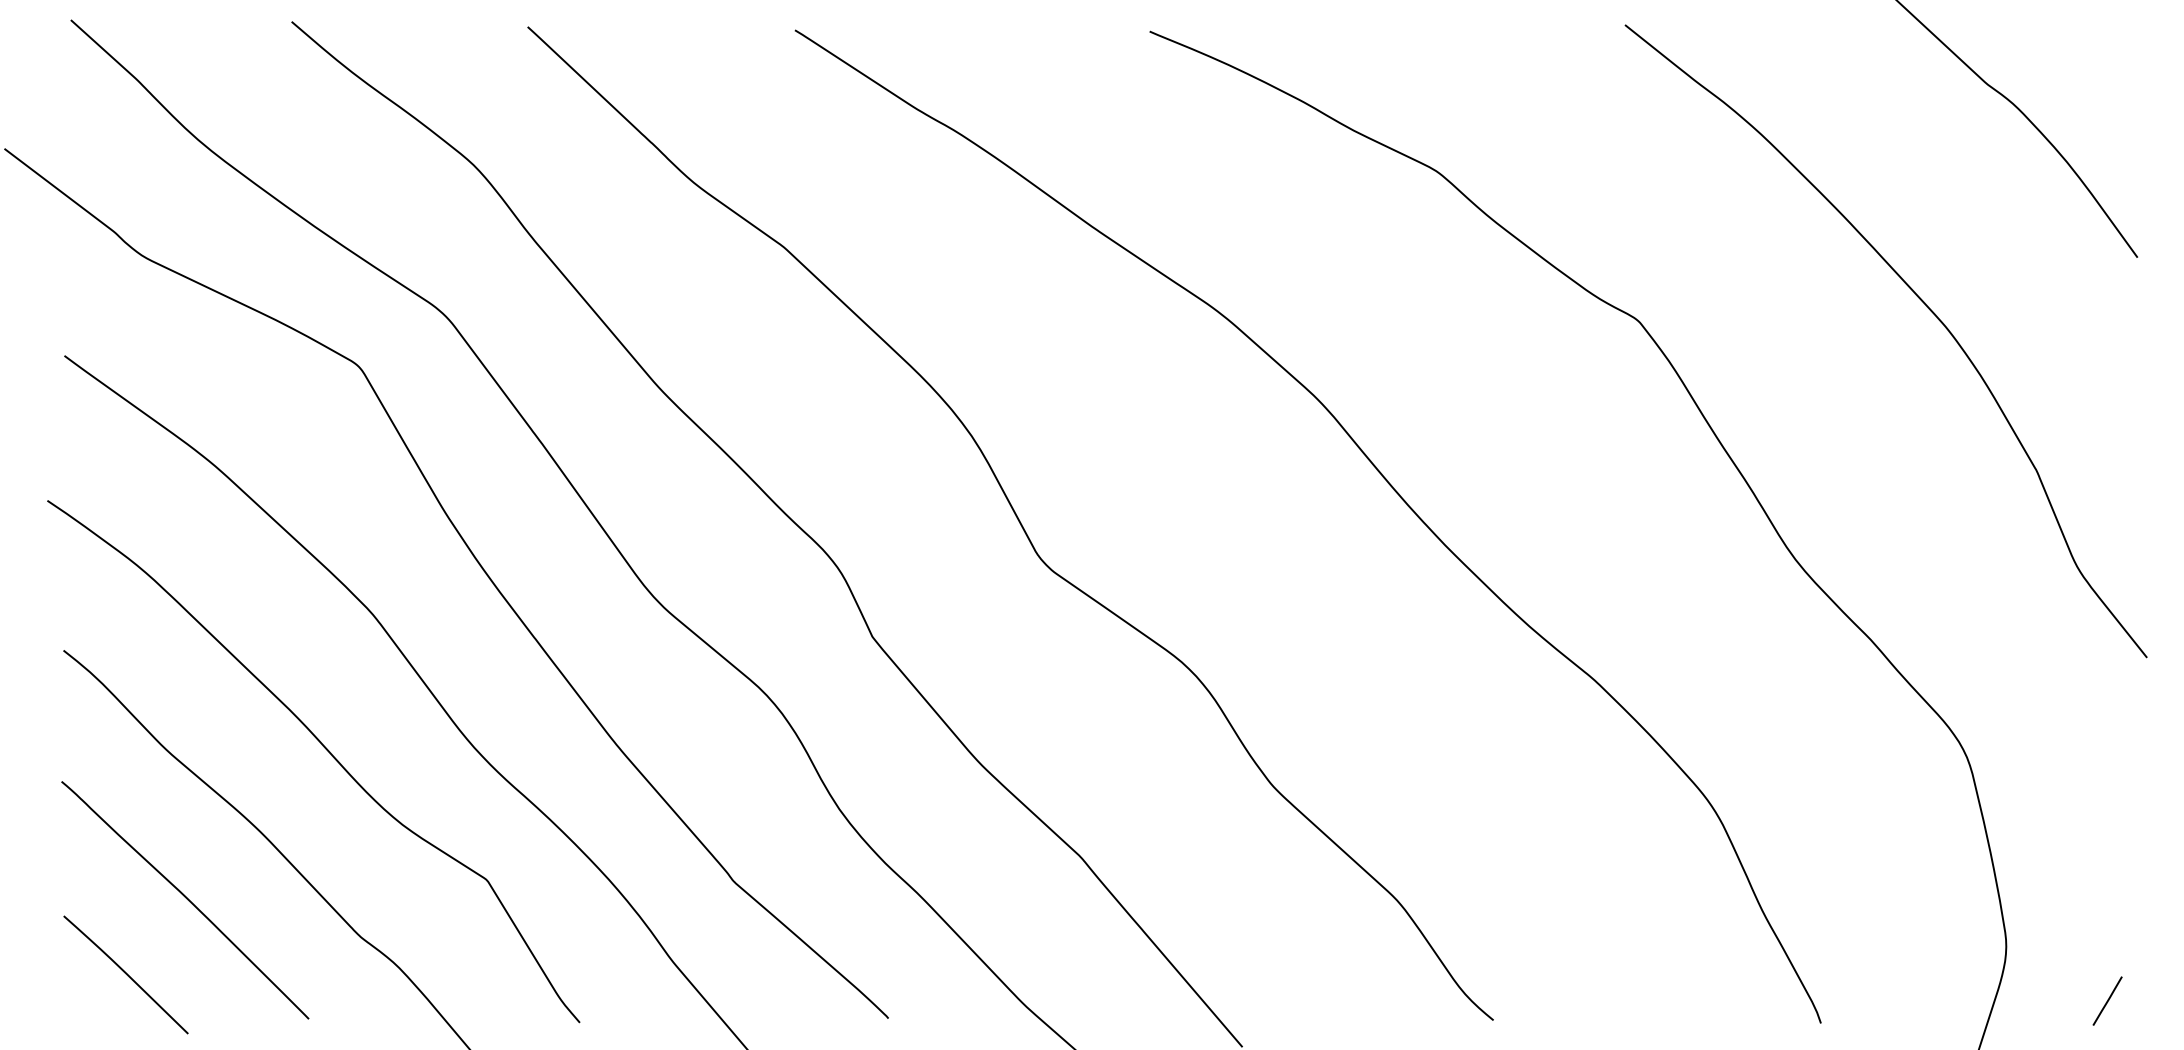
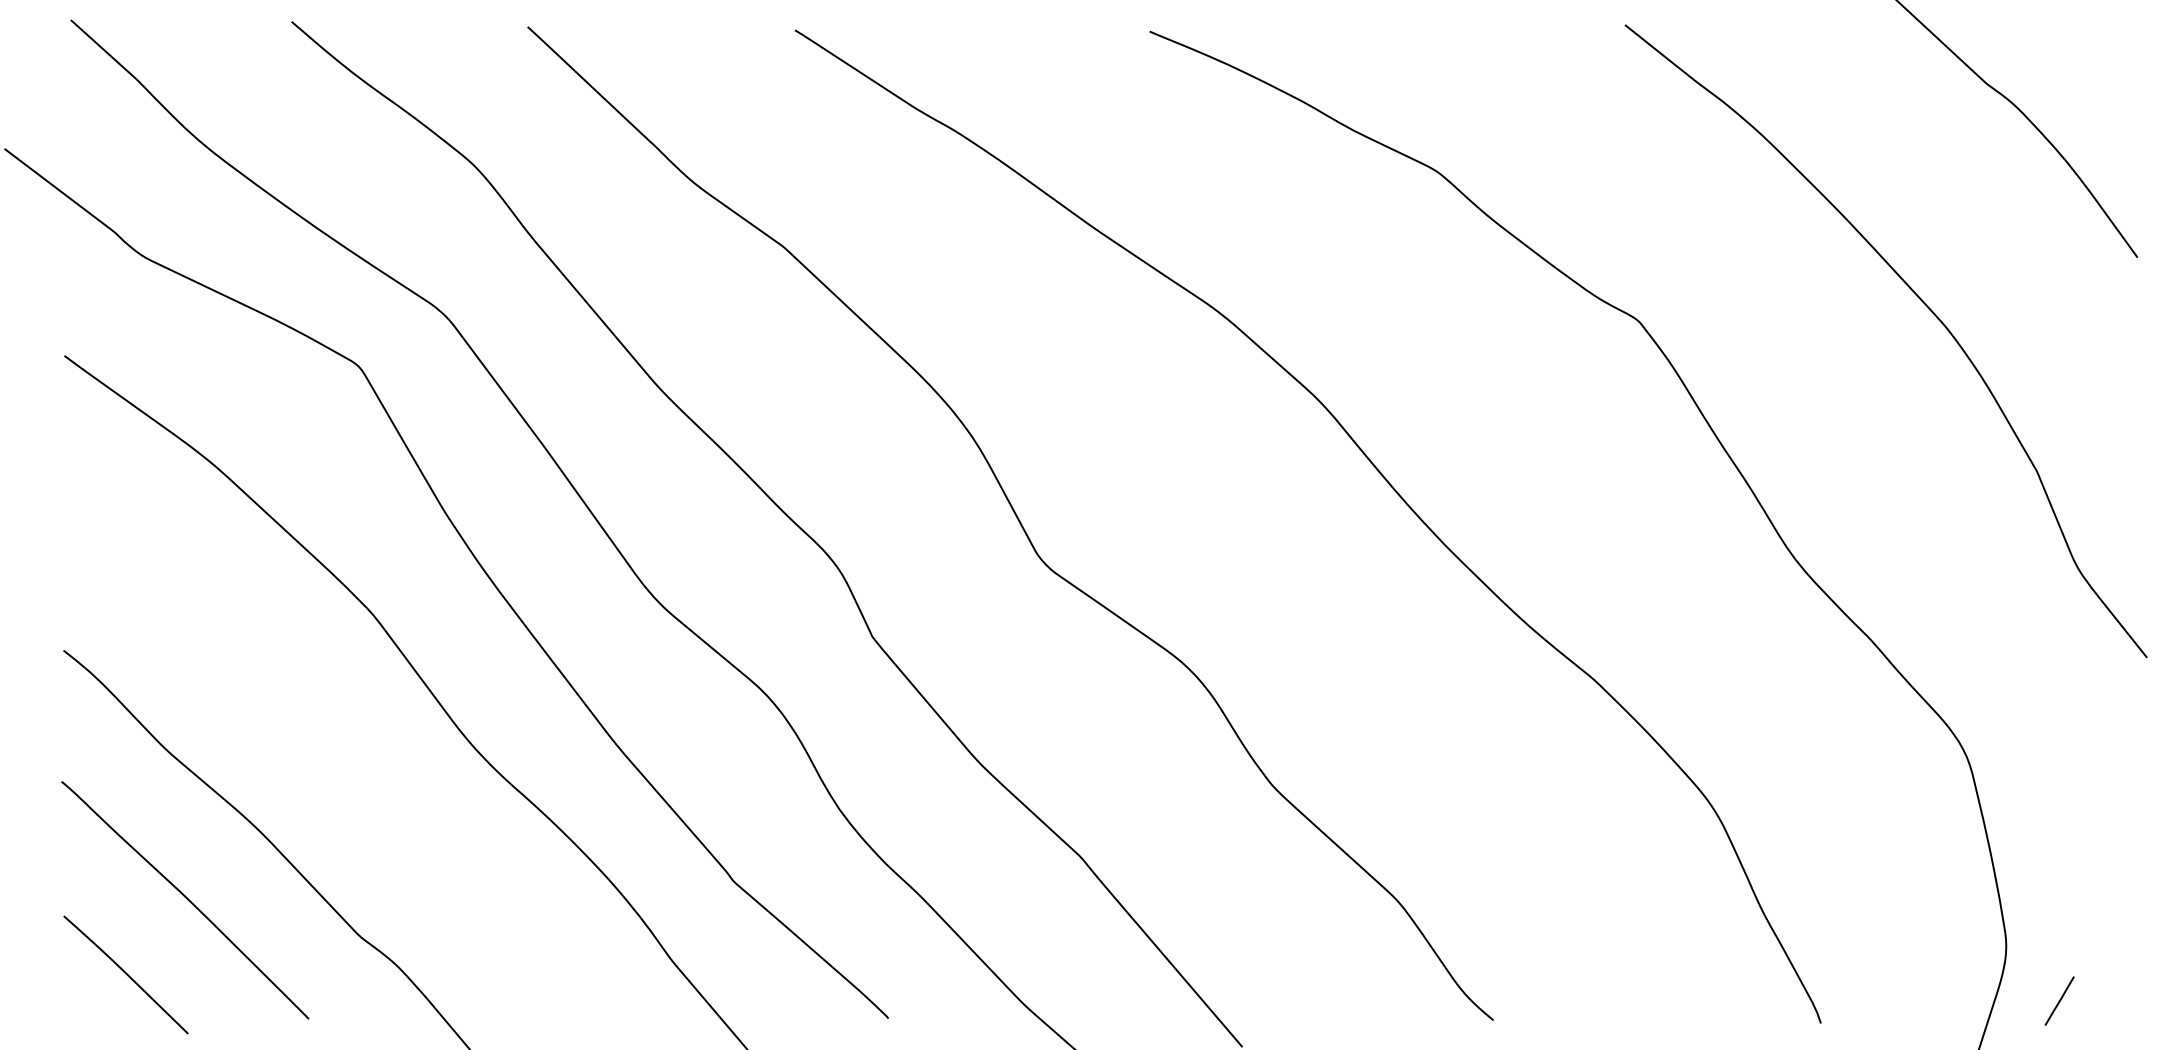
curve: present -> none (325, 749)
line position: (2107, 1000) -> (2059, 1000) (2059, 1000)
